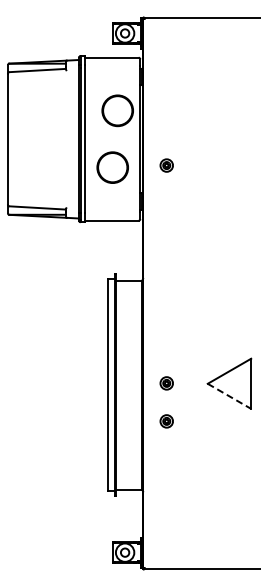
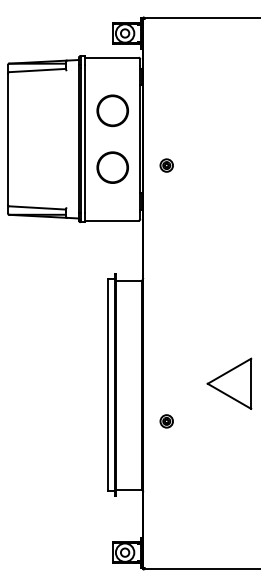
part position: (117, 110) -> (112, 110) (112, 110)
part: present -> none (166, 383)
line: dashed -> solid (229, 396)
